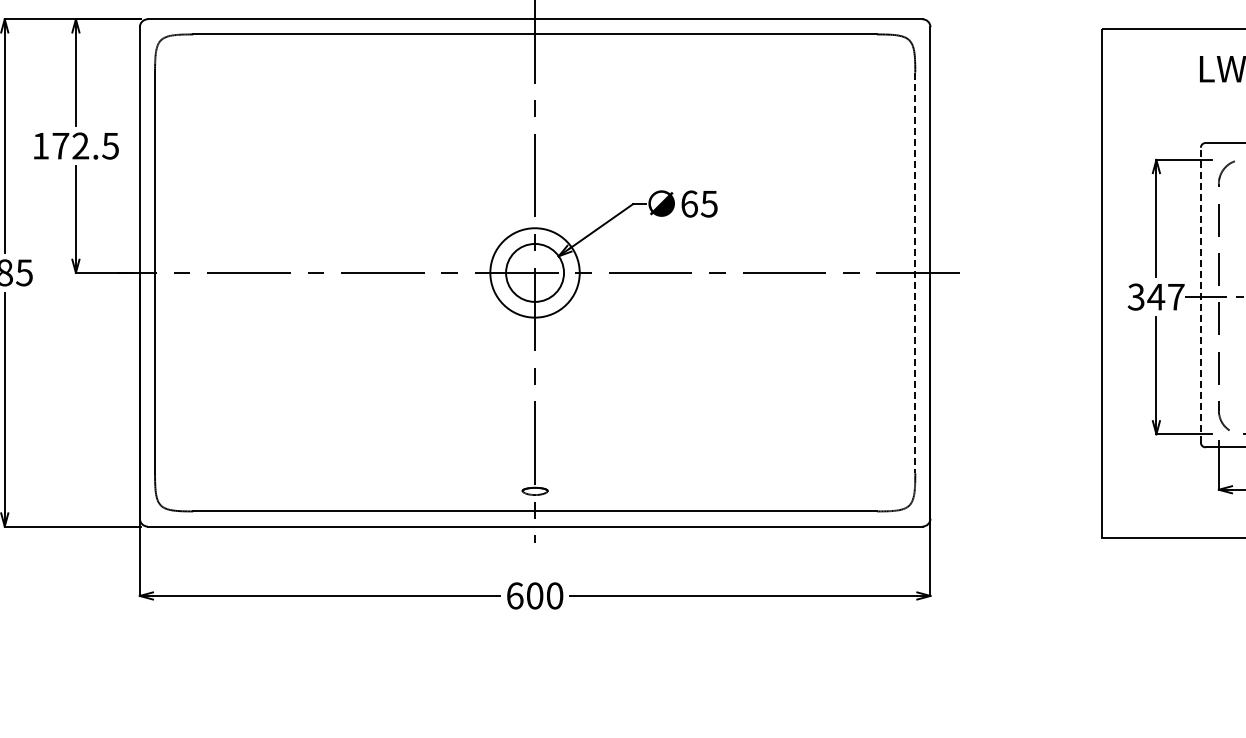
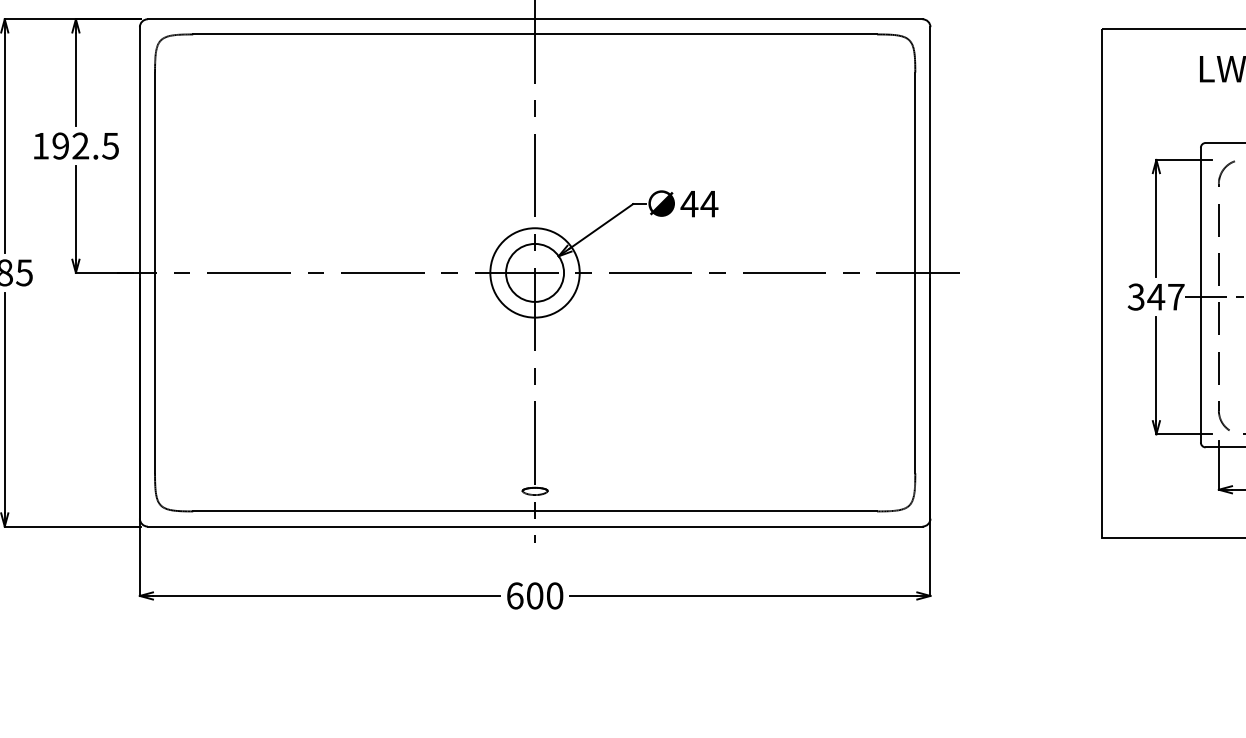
text: 172.5 -> 192.5 (60, 145)
text: 65 -> 44 (699, 203)
line: dashed -> solid (915, 273)
line: dashed -> solid (1200, 294)
